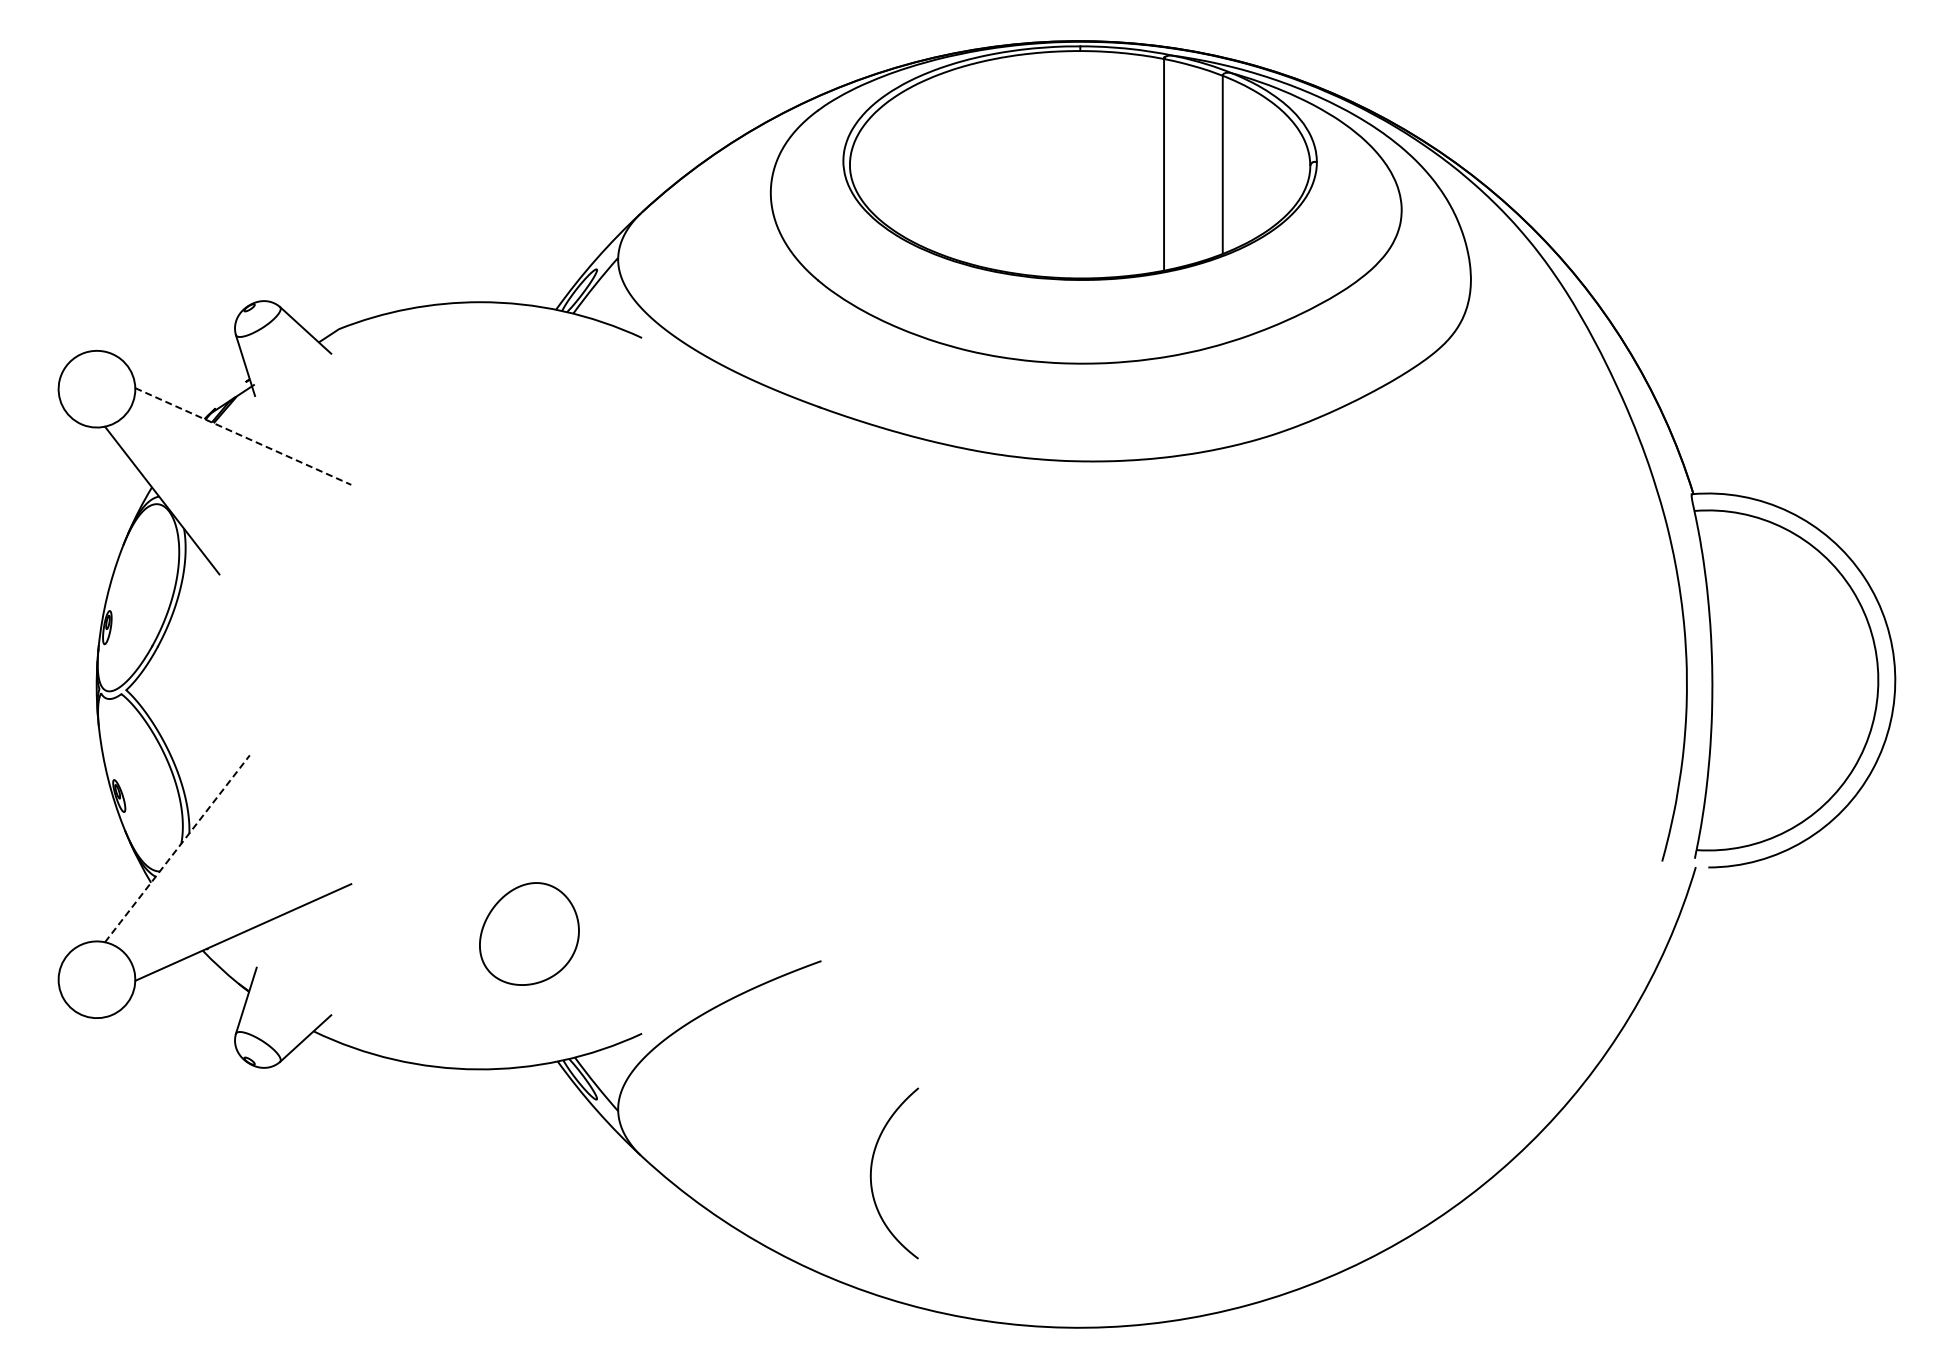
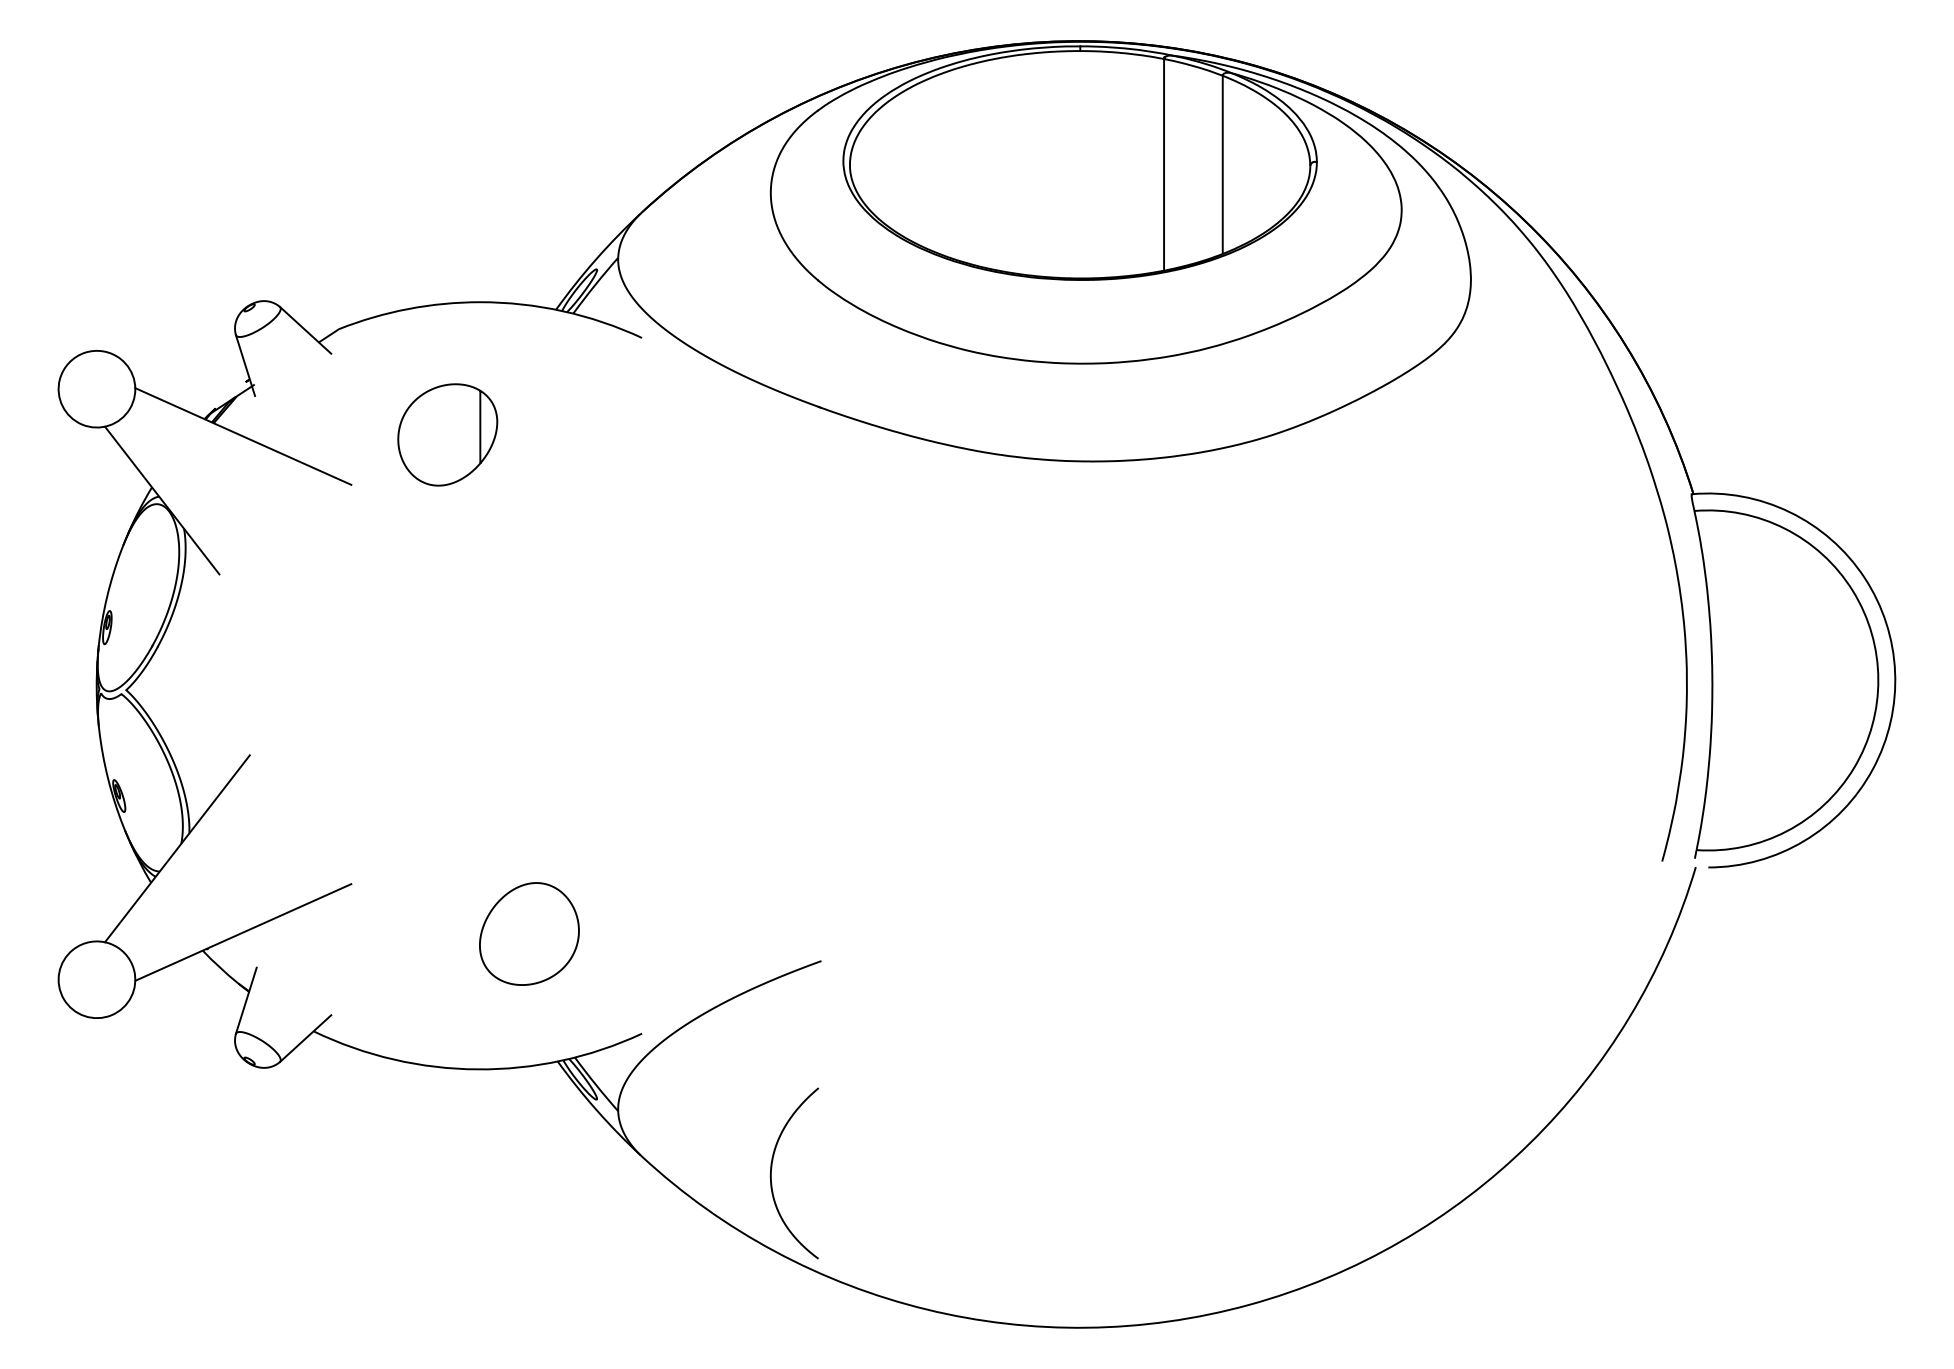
curve: none -> present (479, 434)
line: dashed -> solid (243, 436)
line: dashed -> solid (177, 848)
curve position: (872, 1167) -> (772, 1167) (772, 1167)
